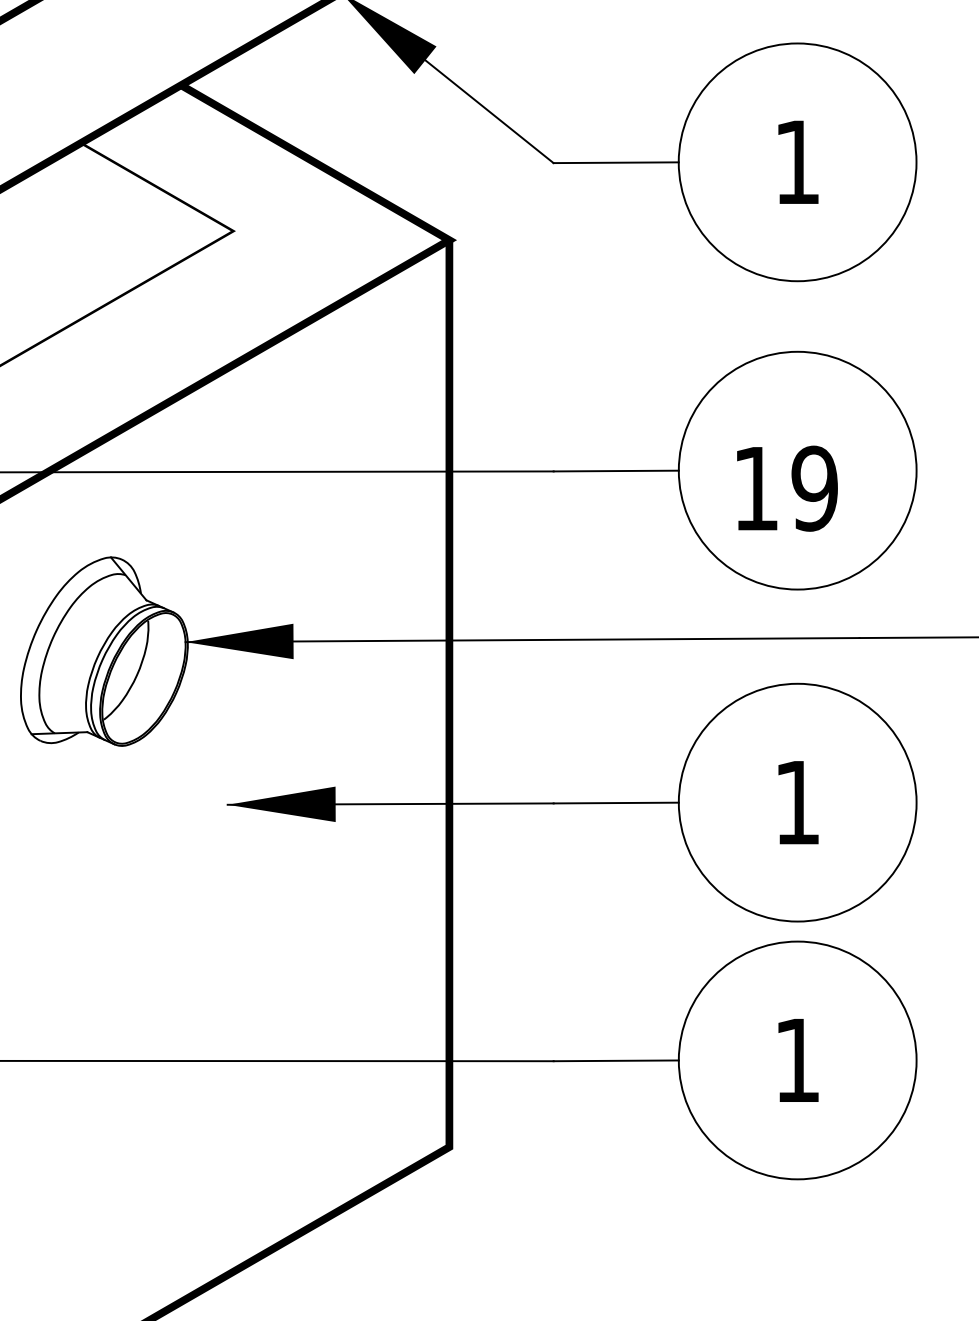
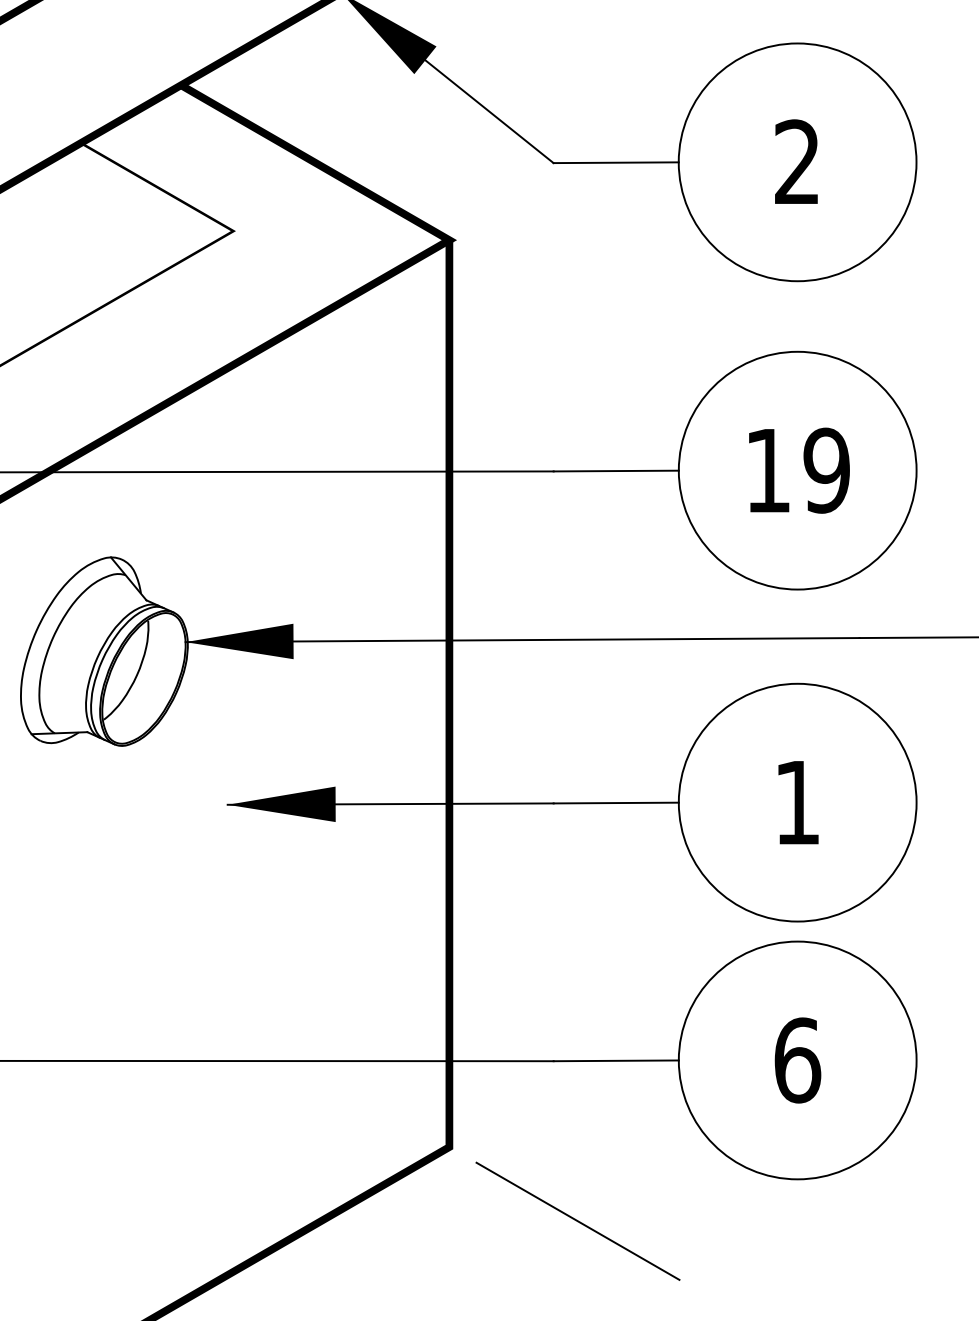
text: 1 -> 2 (796, 161)
text position: (787, 488) -> (799, 470) (799, 470)
text: 1 -> 6 (797, 1060)
line: none -> present (577, 1220)
